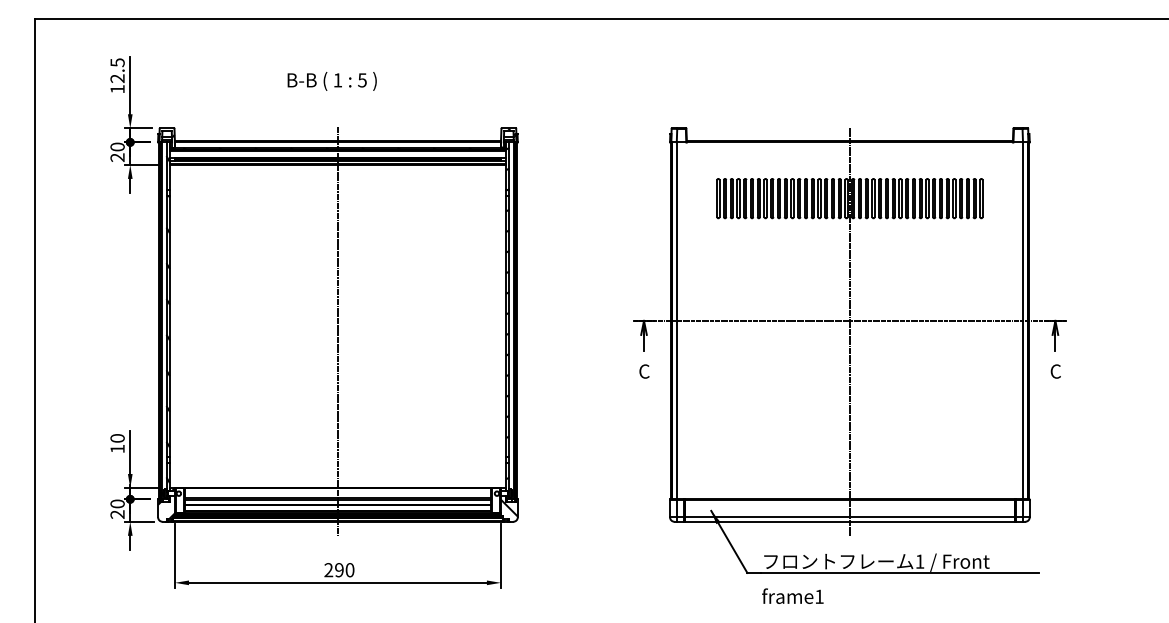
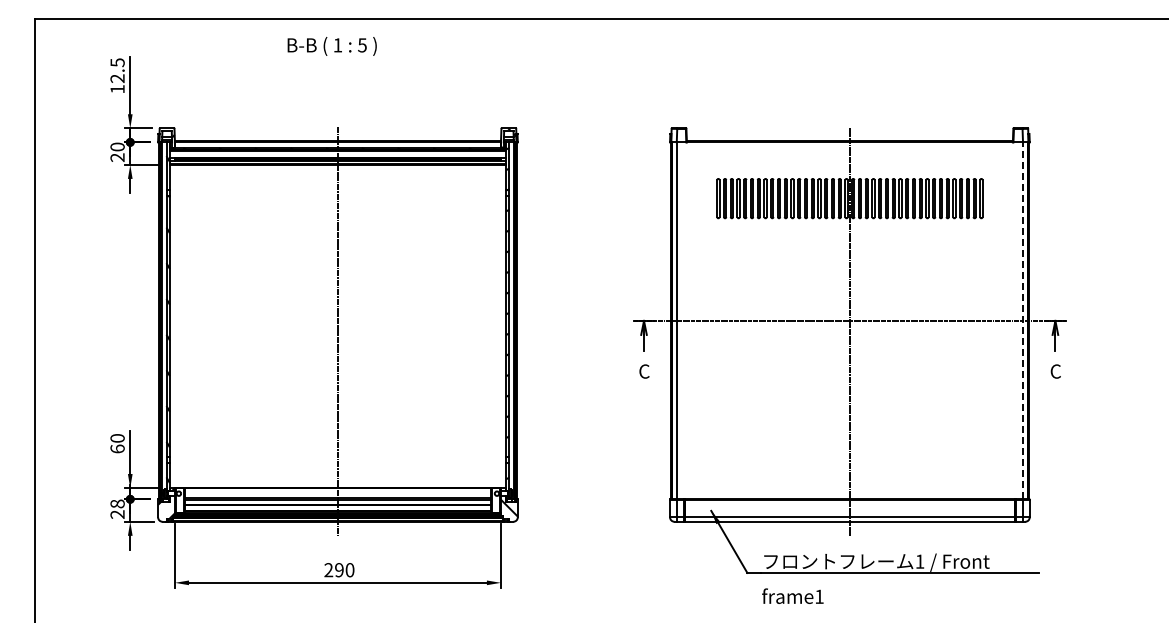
text position: (331, 81) -> (331, 46) (331, 46)
line: solid -> dashed (1022, 320)
text: 10 -> 60 (117, 448)
text: 20 -> 28 (117, 503)
